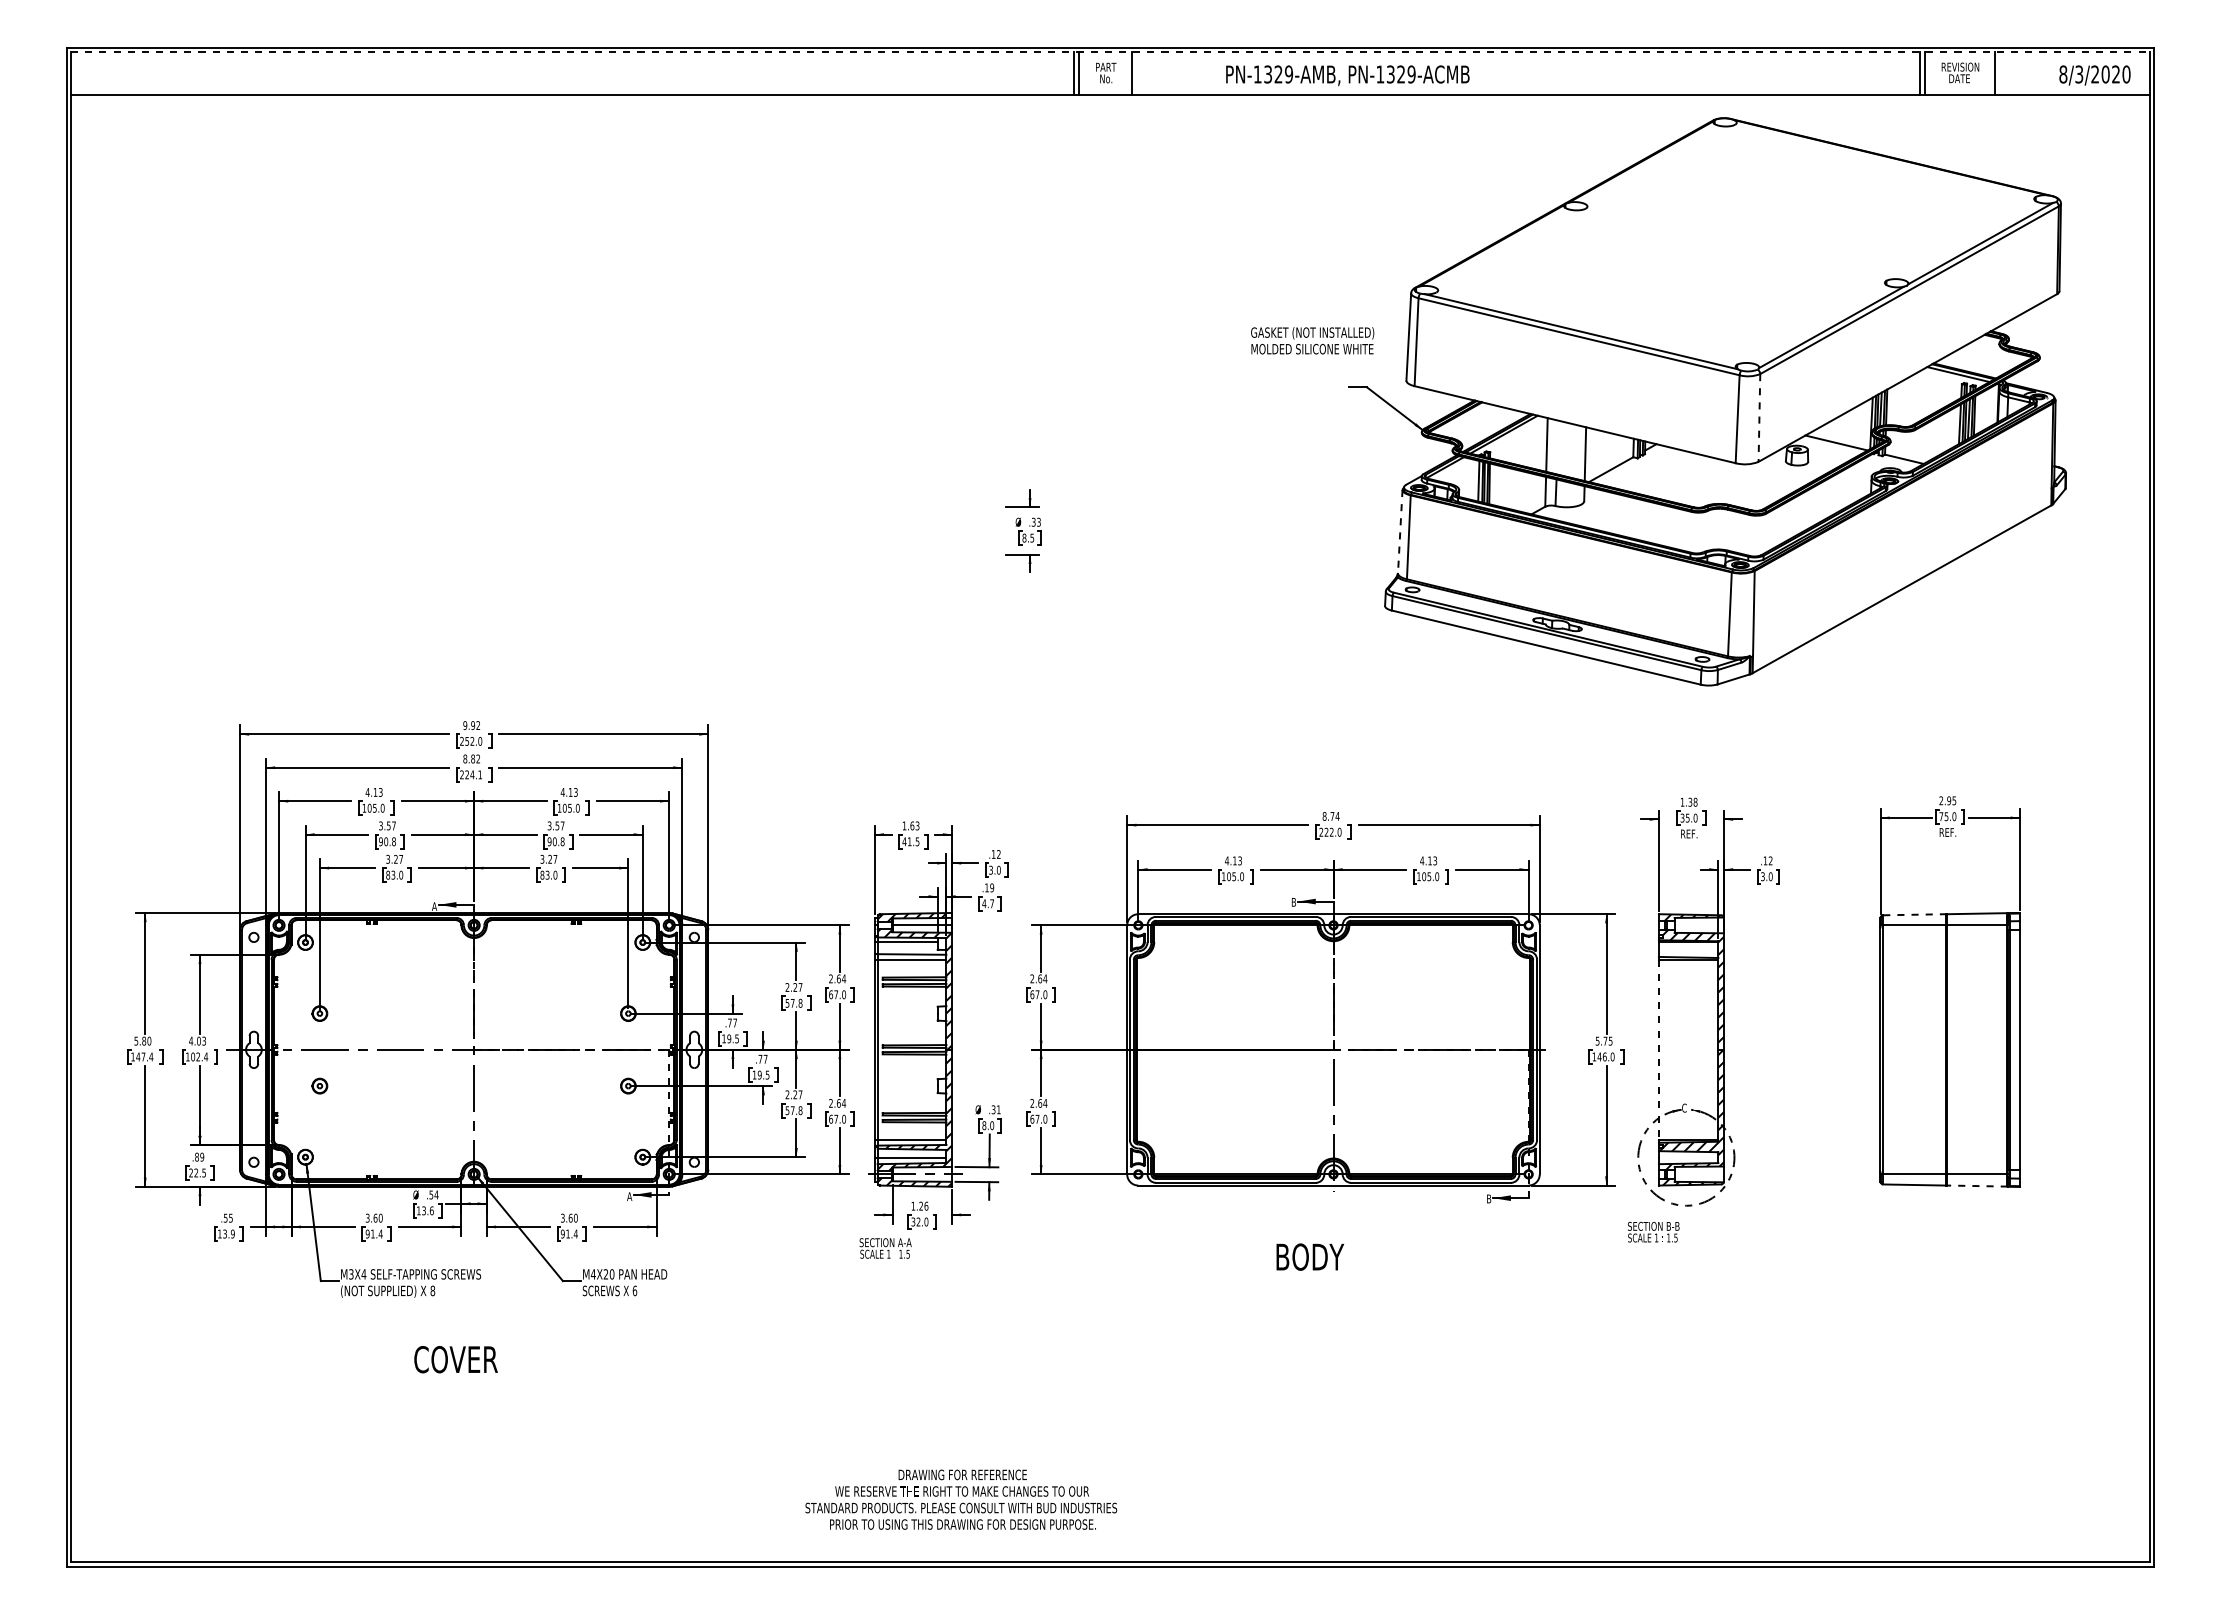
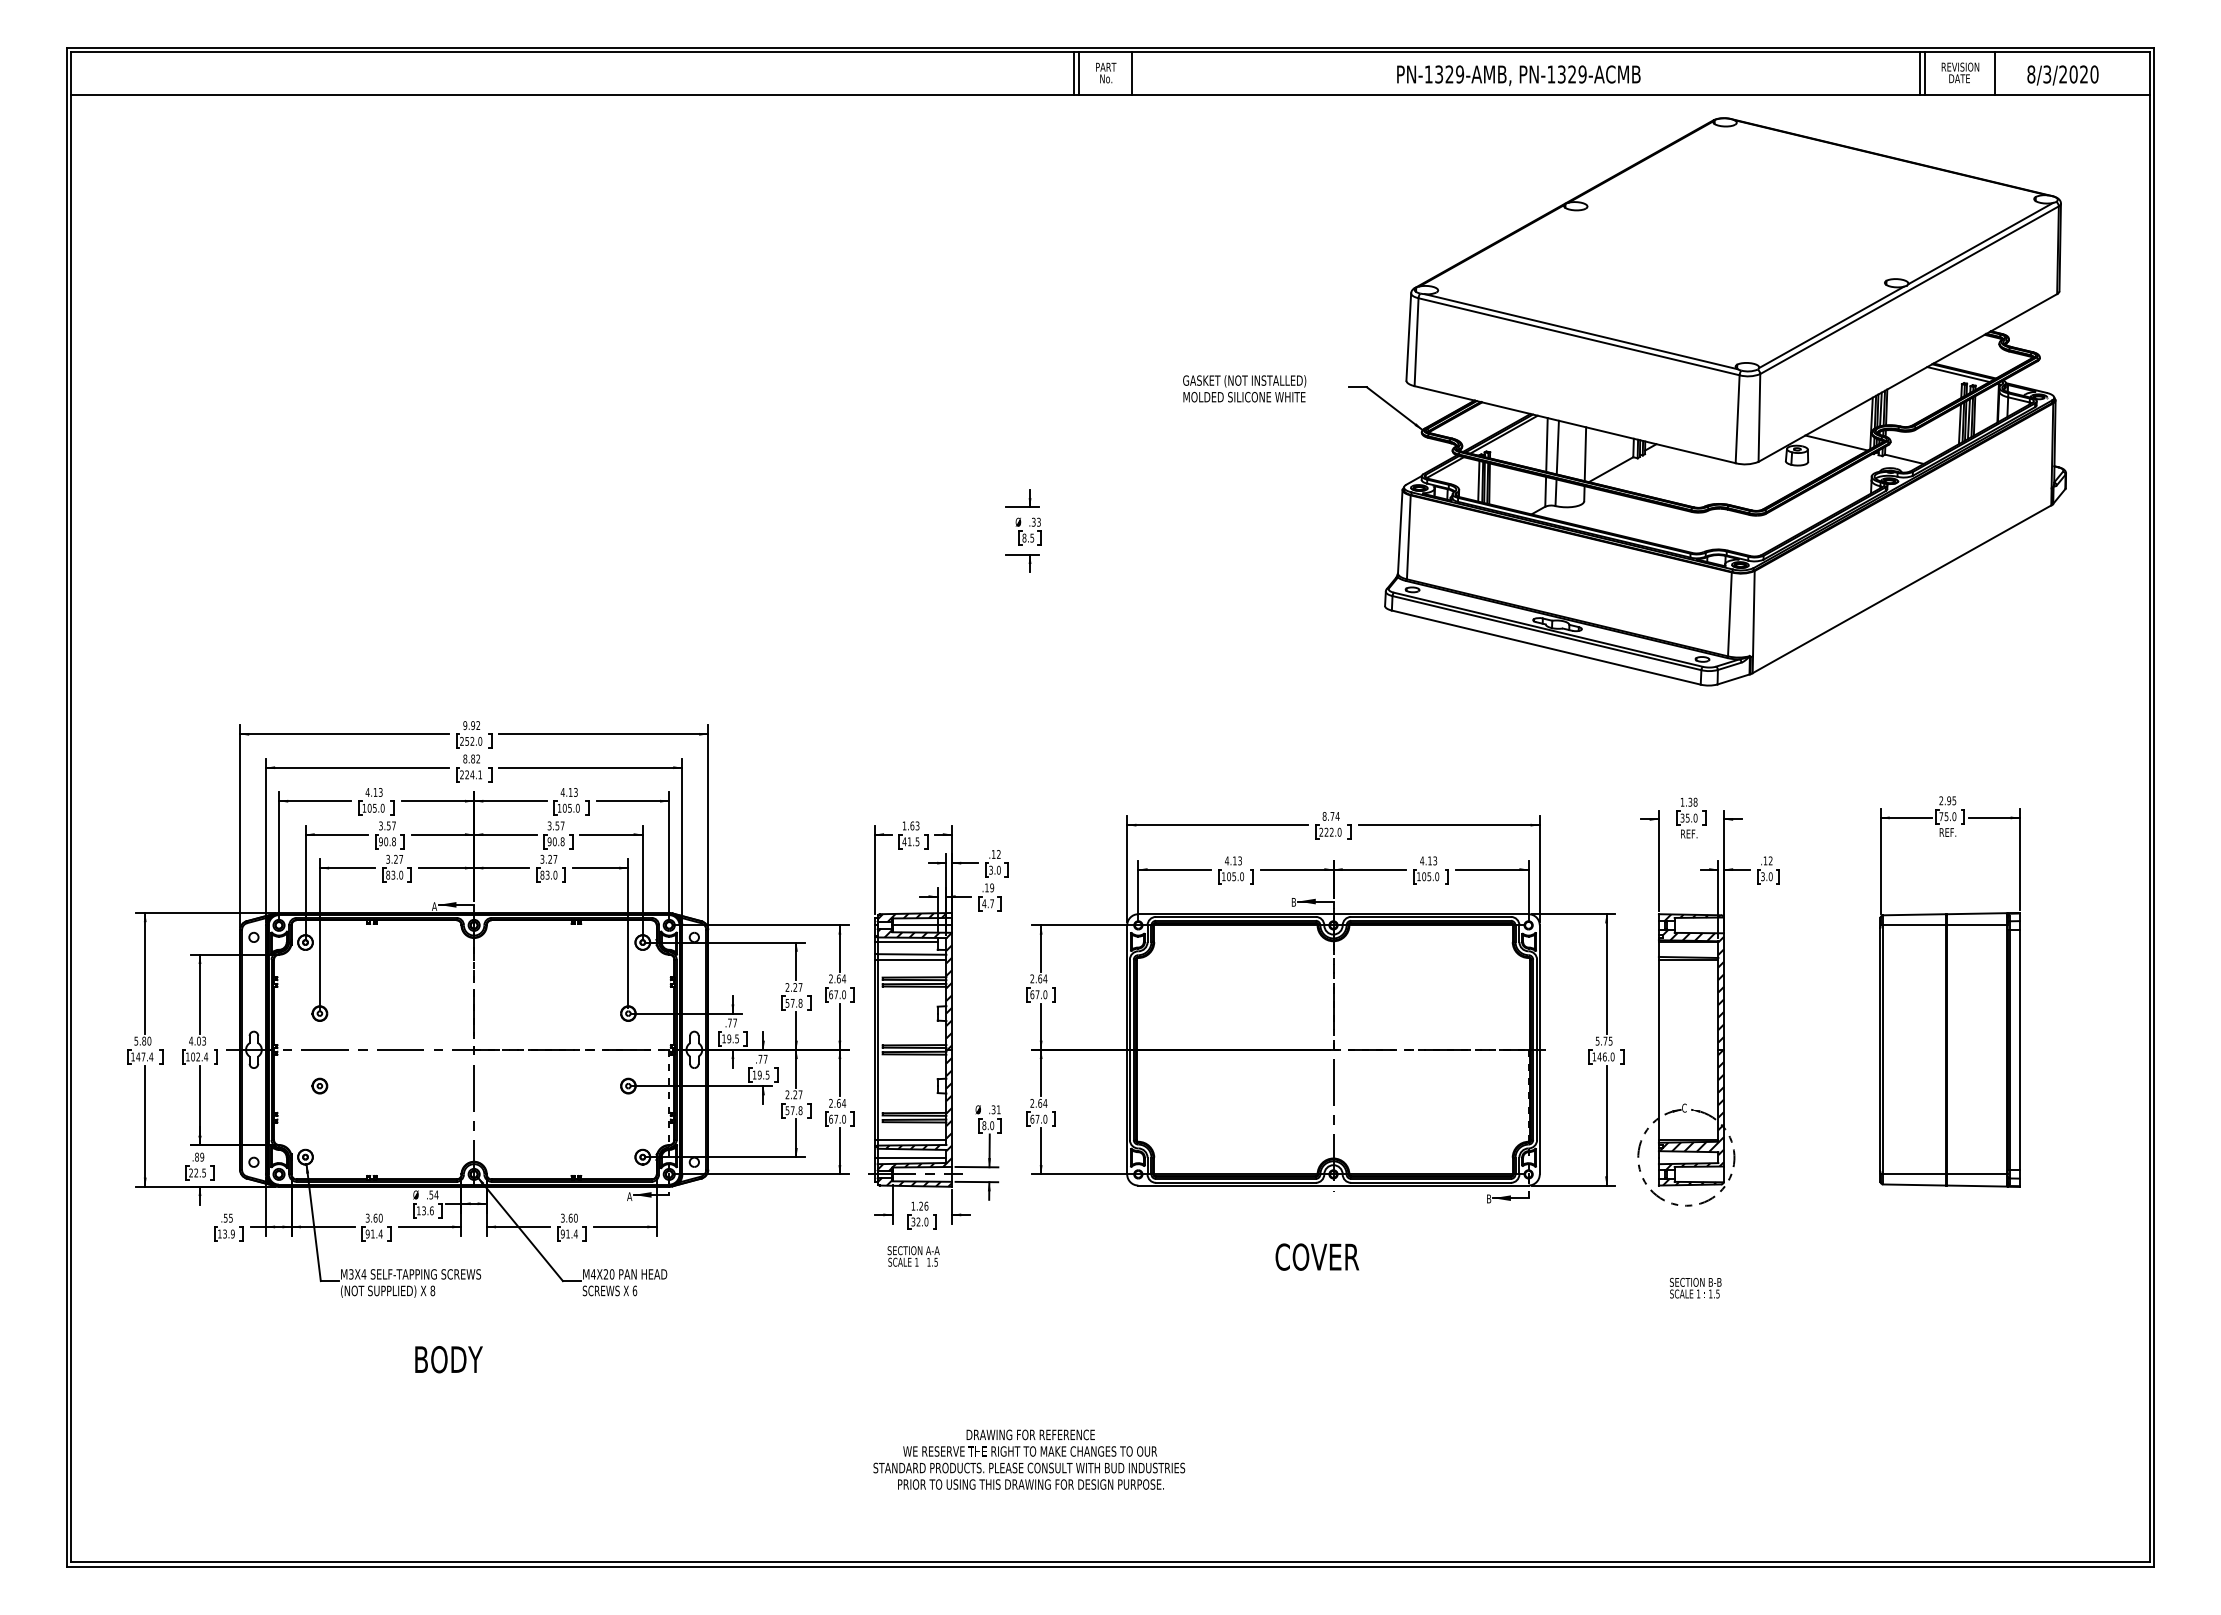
line: dashed -> solid (1110, 52)
text position: (1347, 75) -> (1518, 75) (1518, 75)
text position: (2094, 75) -> (2062, 75) (2062, 75)
text position: (1312, 340) -> (1244, 388) (1244, 388)
line: dashed -> solid (1759, 417)
line: none -> present (1557, 447)
line: dashed -> solid (1400, 531)
line: dashed -> solid (1914, 914)
line: dashed -> solid (1658, 1050)
line: dashed -> solid (1977, 1186)
text position: (1653, 1232) -> (1695, 1288) (1695, 1288)
text position: (885, 1248) -> (913, 1256) (913, 1256)
text: BODY -> COVER (1317, 1256)
text: COVER -> BODY (455, 1359)
text position: (961, 1499) -> (1029, 1459) (1029, 1459)
